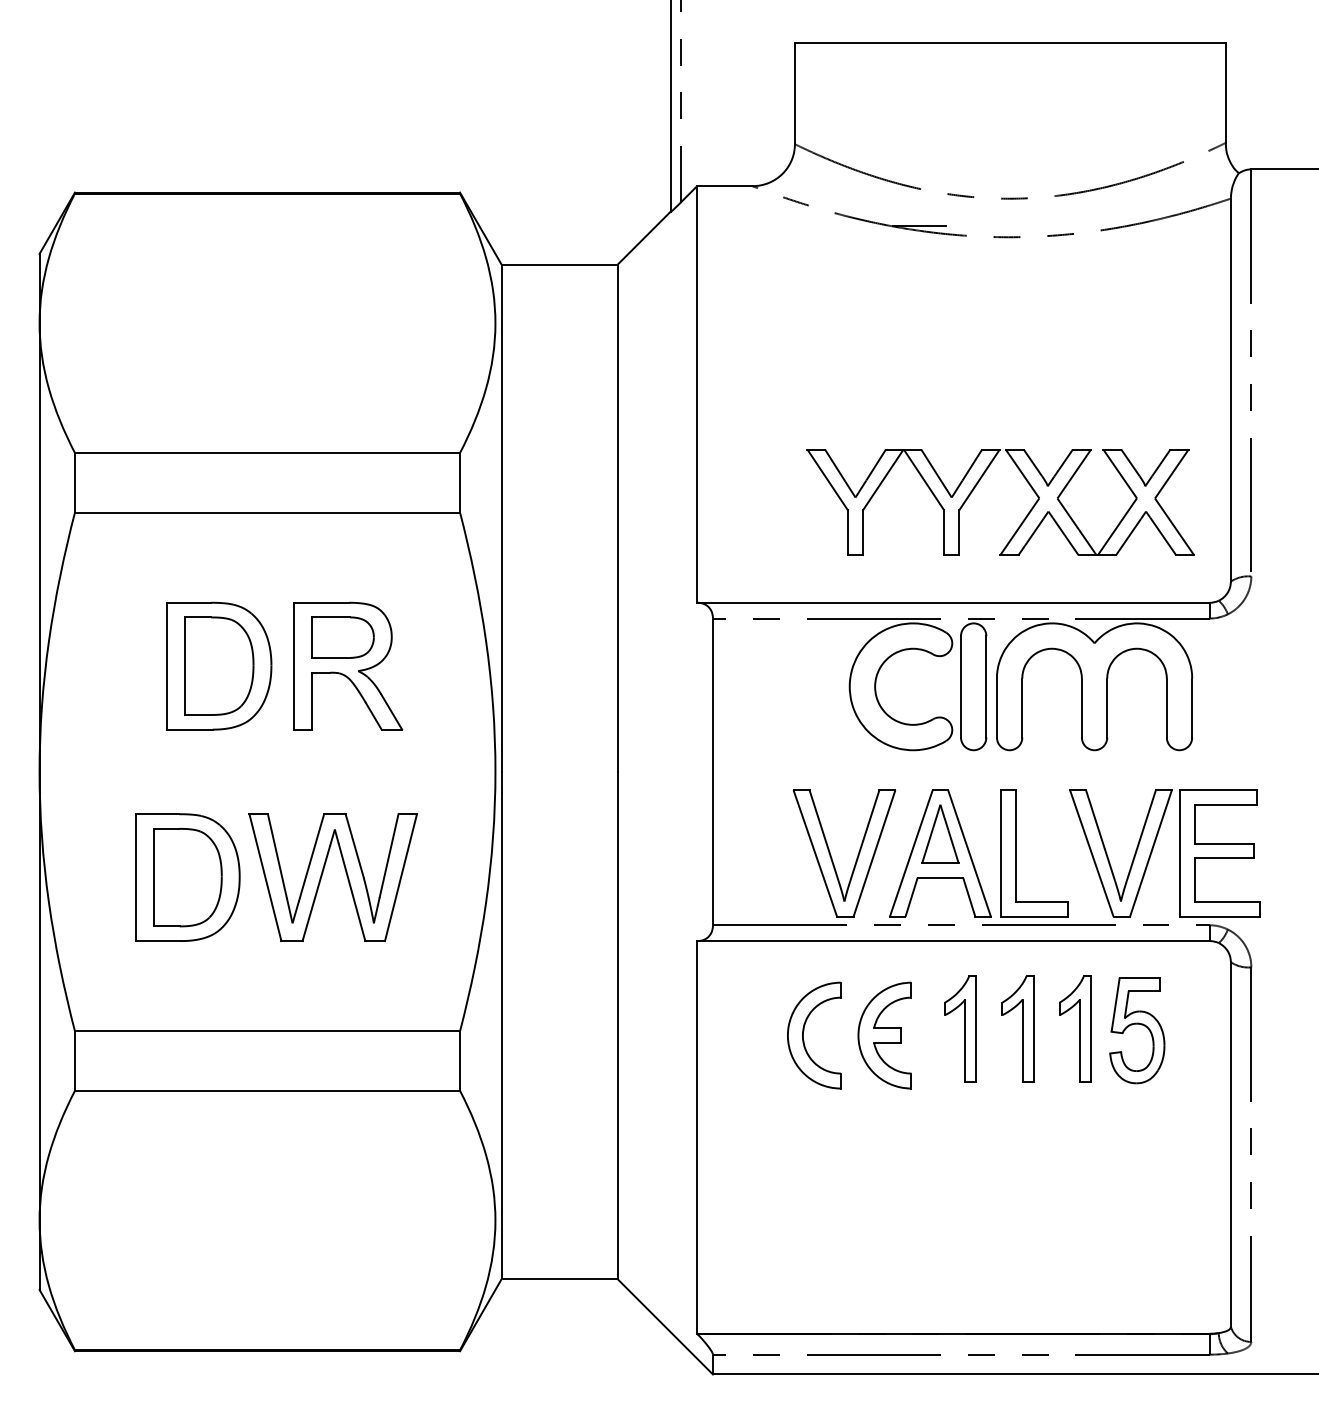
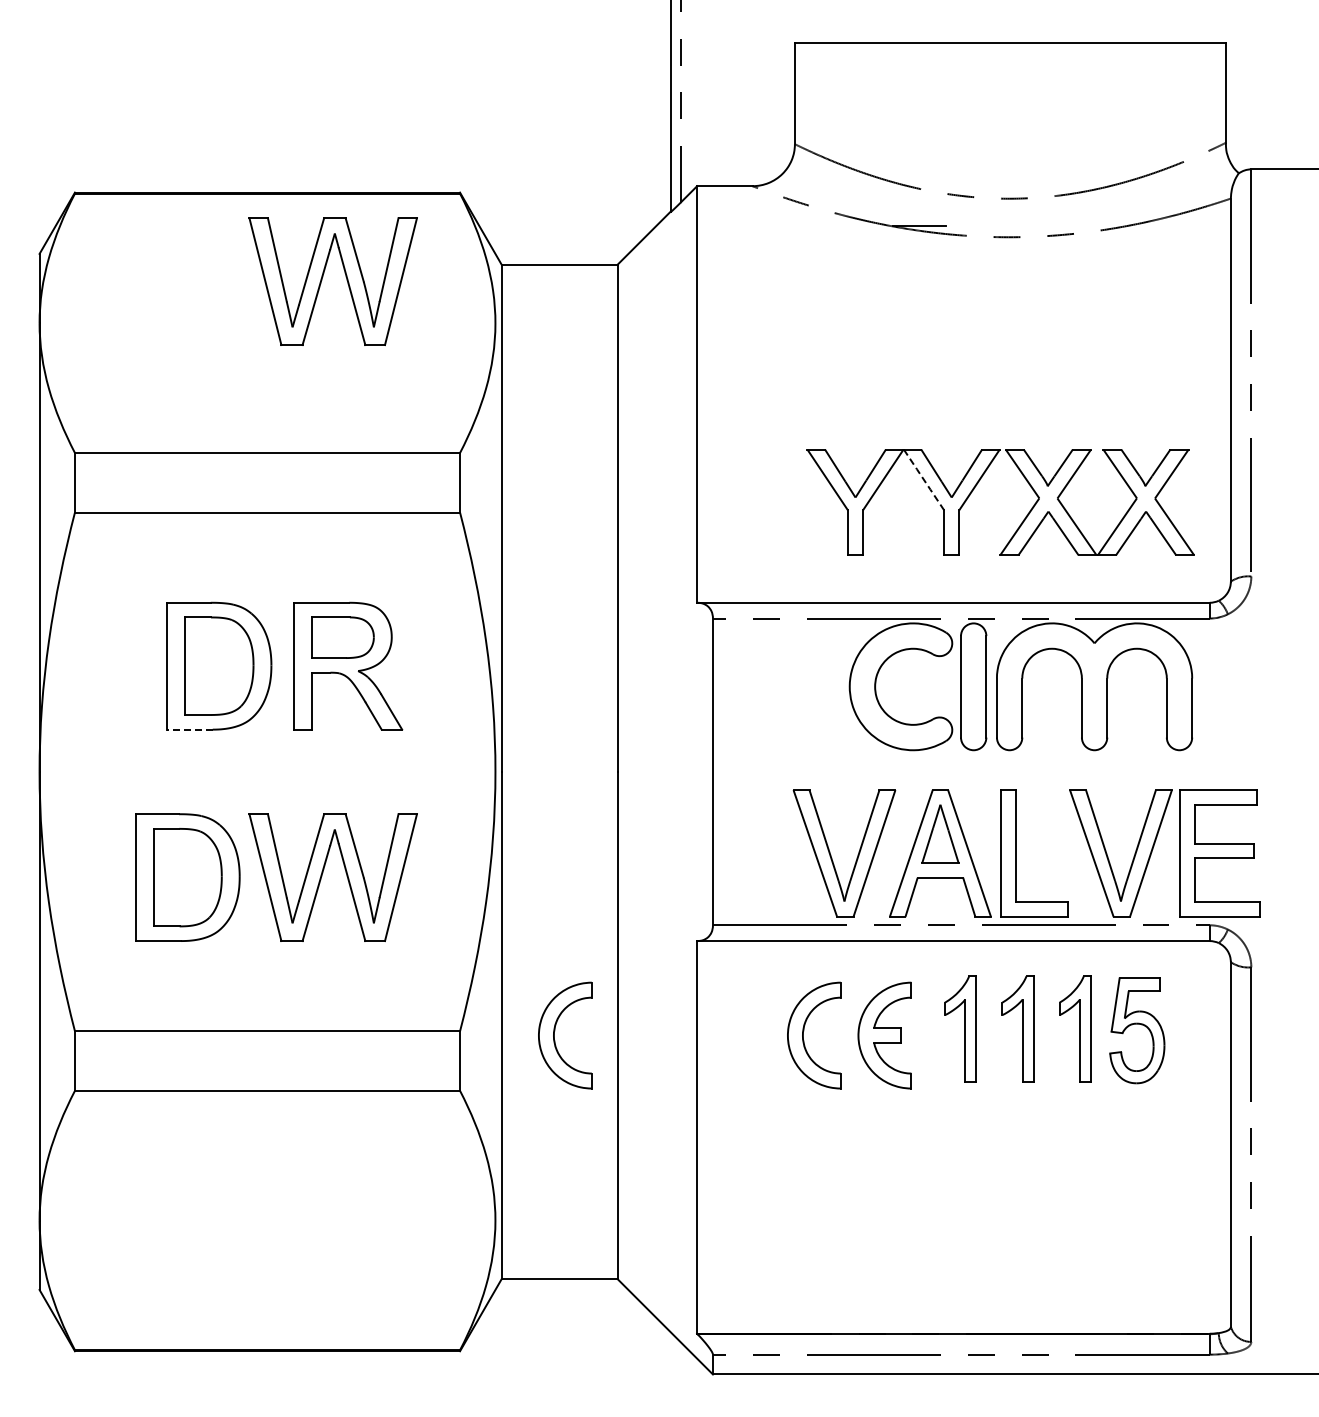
part: none -> present (323, 277)
line: solid -> dashed (924, 479)
line: solid -> dashed (190, 729)
part: none -> present (555, 1031)
